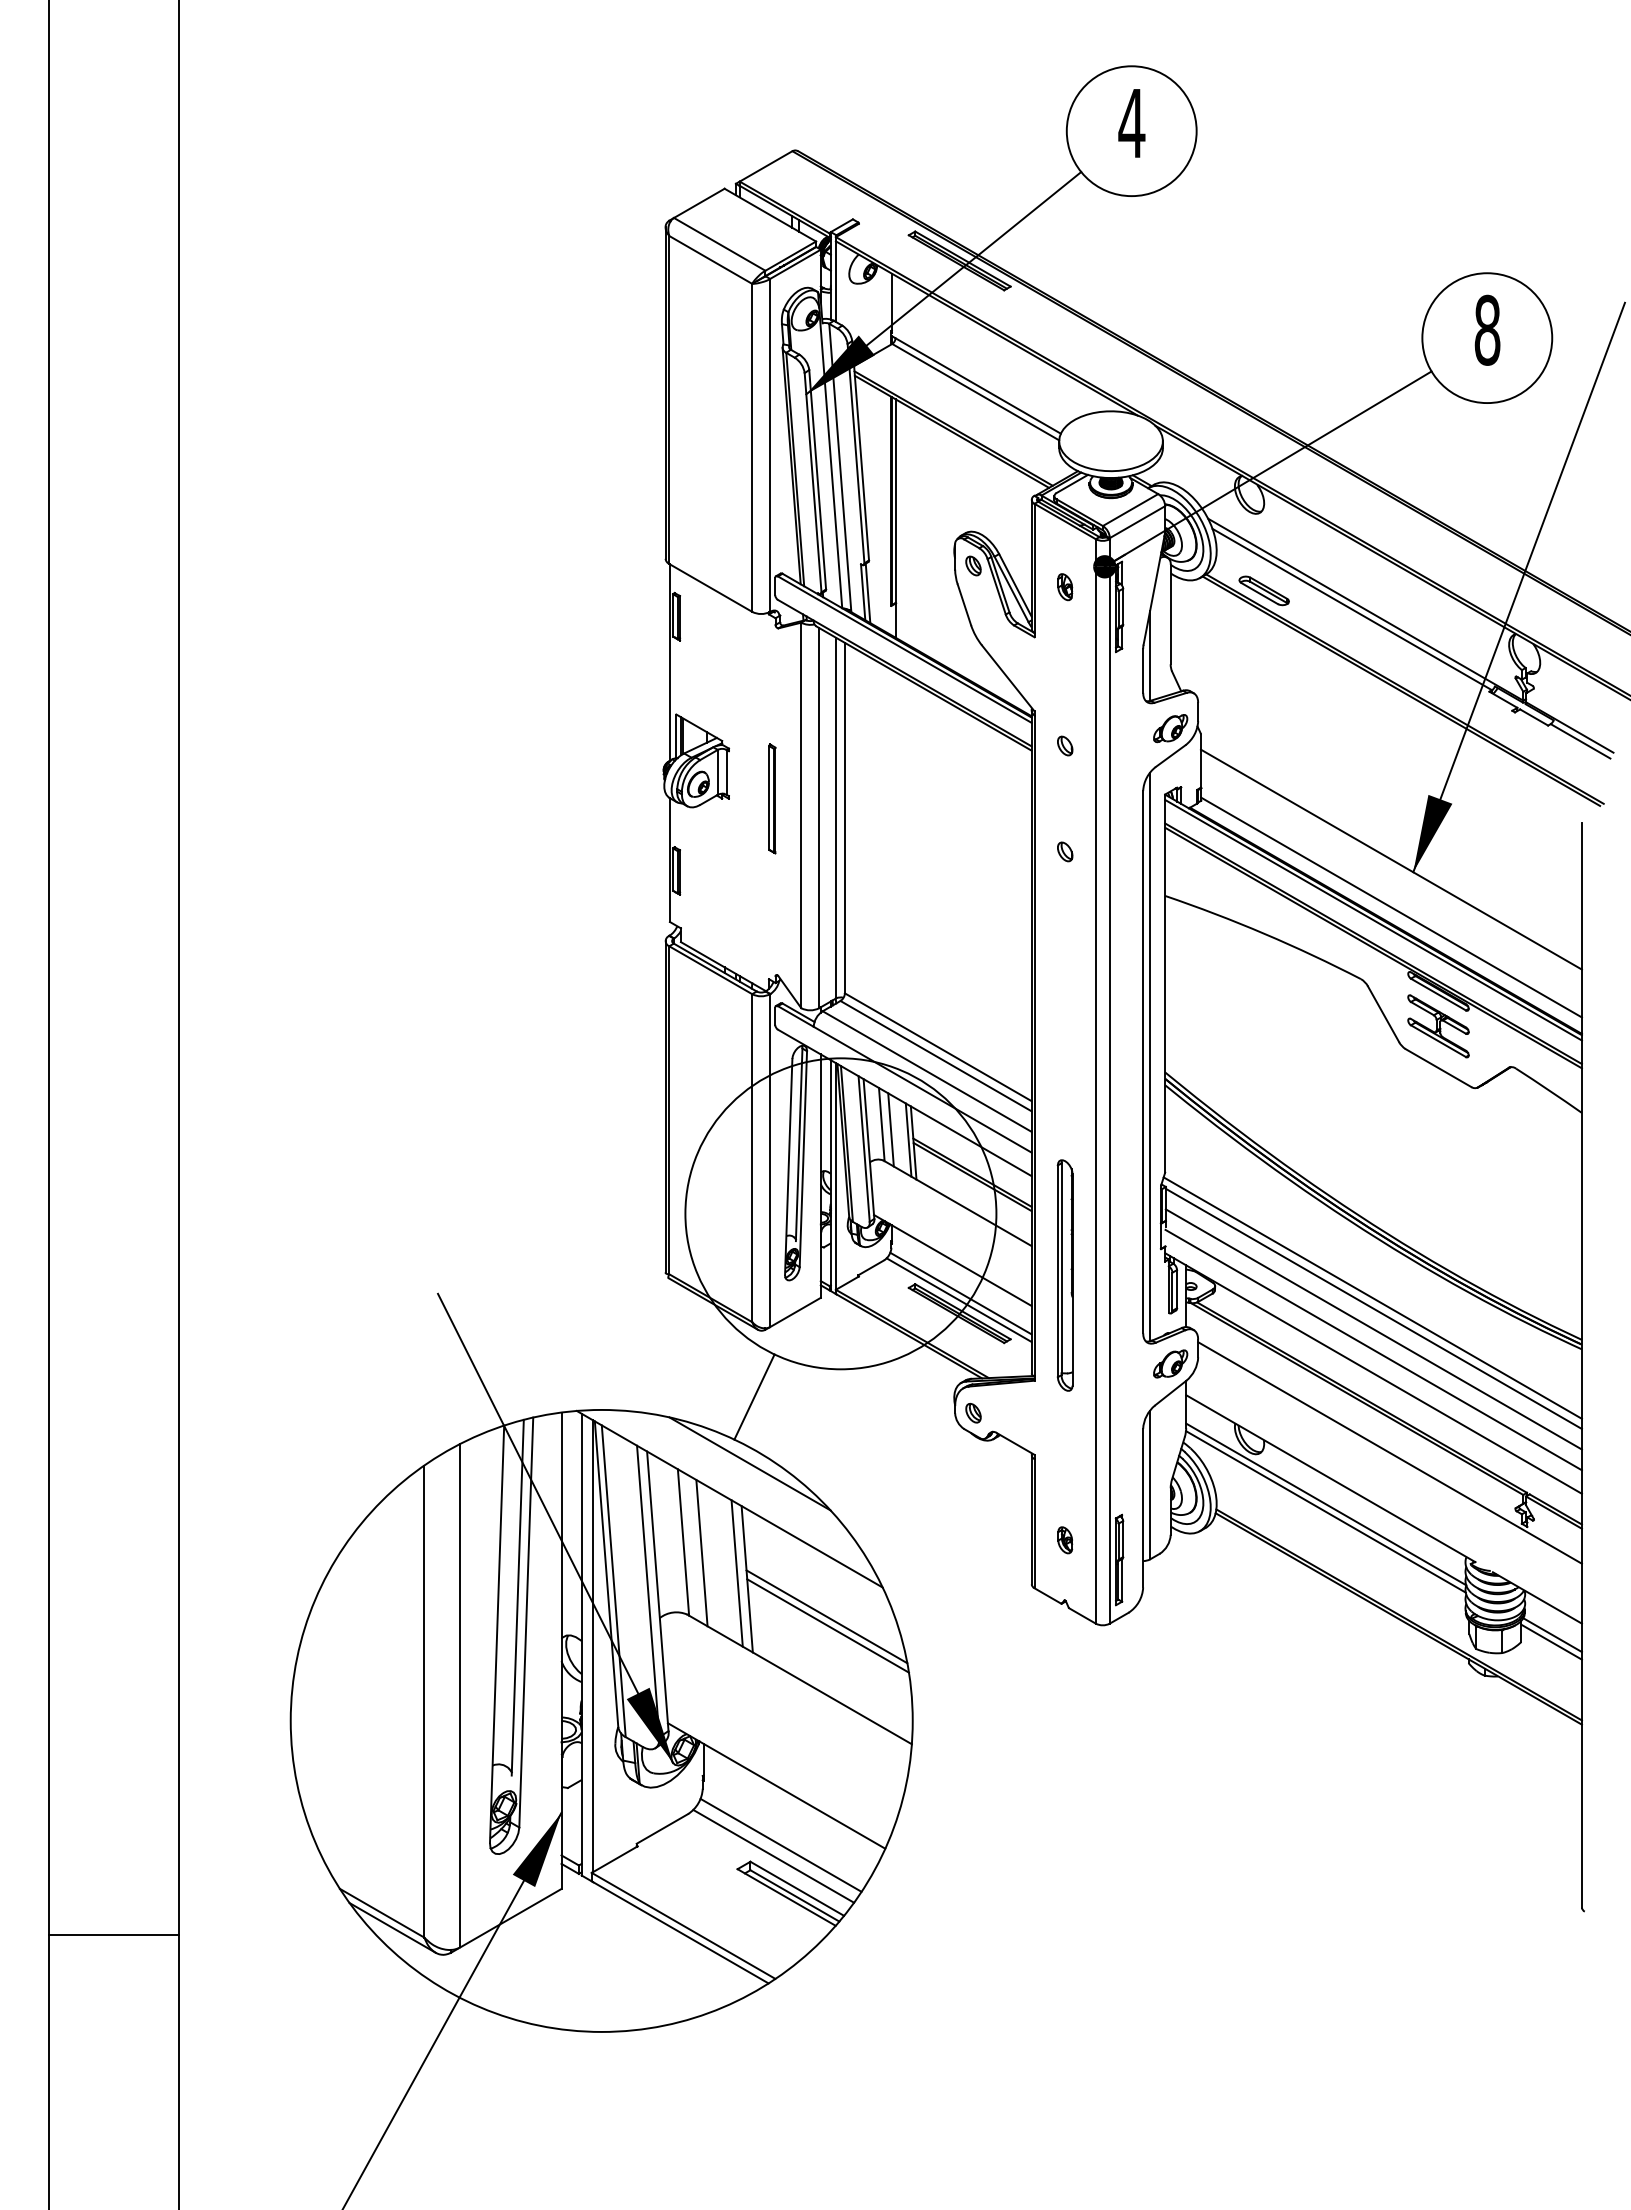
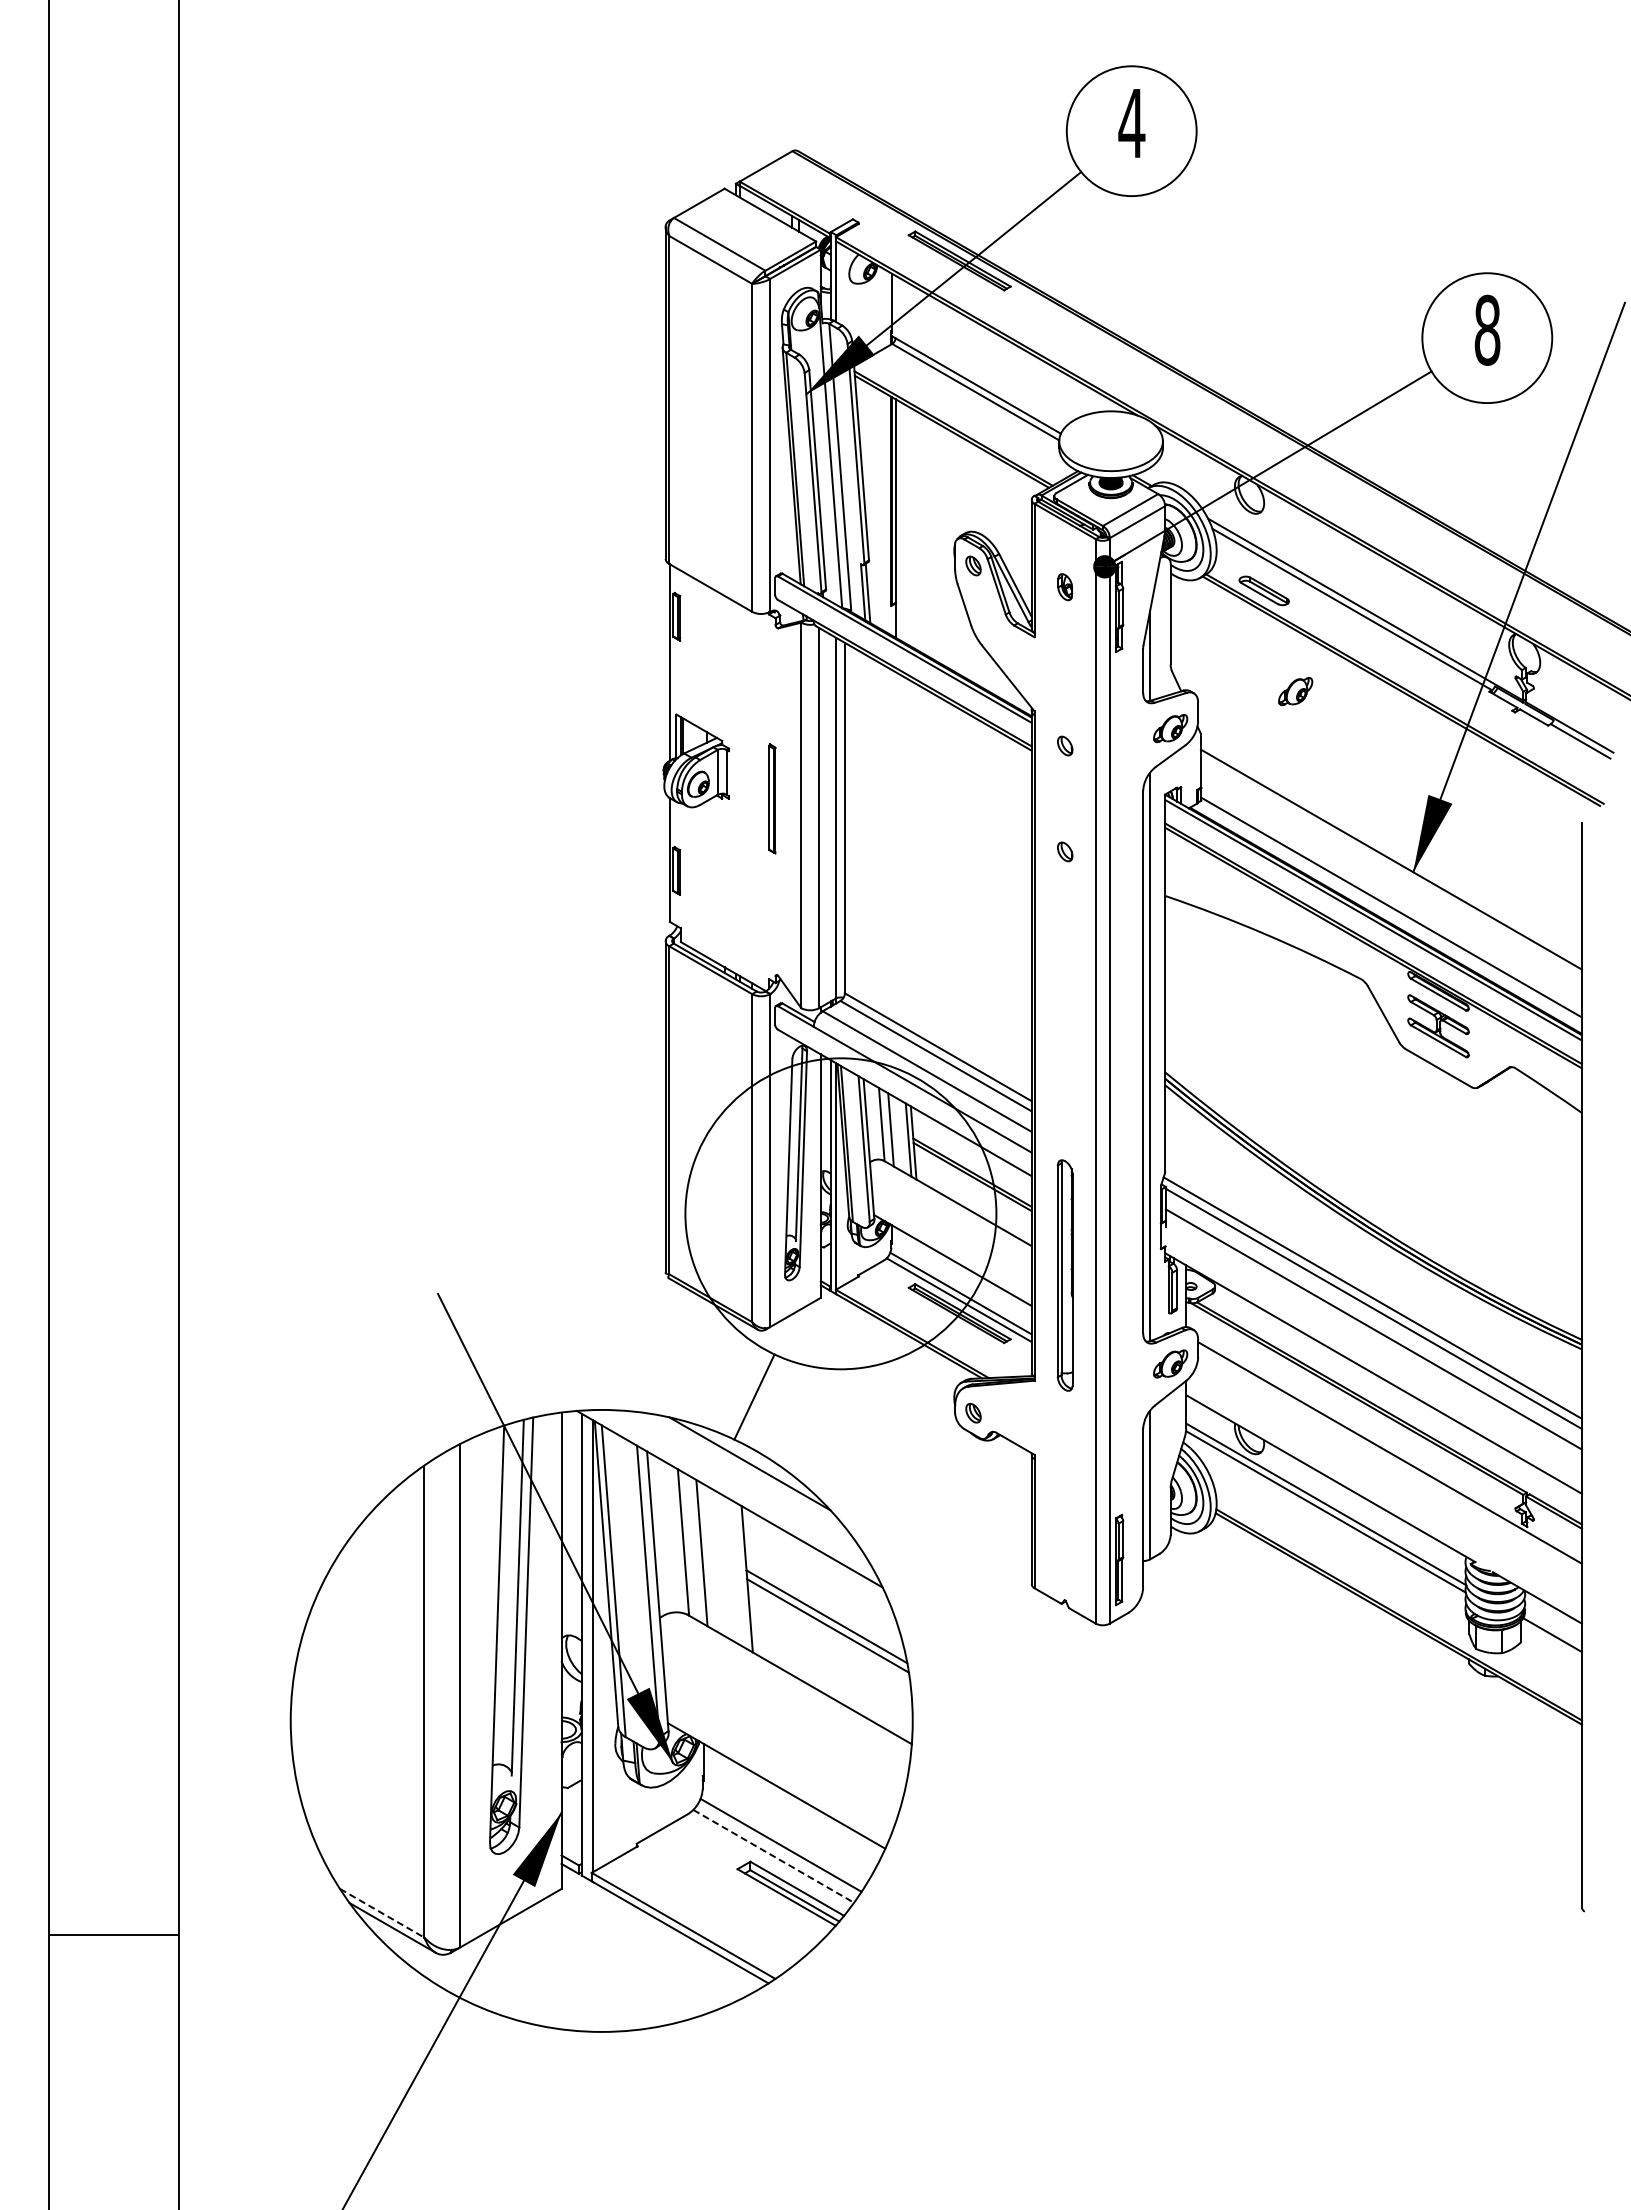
part: none -> present (1295, 691)
line: present -> none (1373, 1349)
part: present -> none (1065, 1540)
line: present -> none (736, 1573)
line: present -> none (1551, 1641)
line: solid -> dashed (773, 1856)
line: solid -> dashed (382, 1913)
